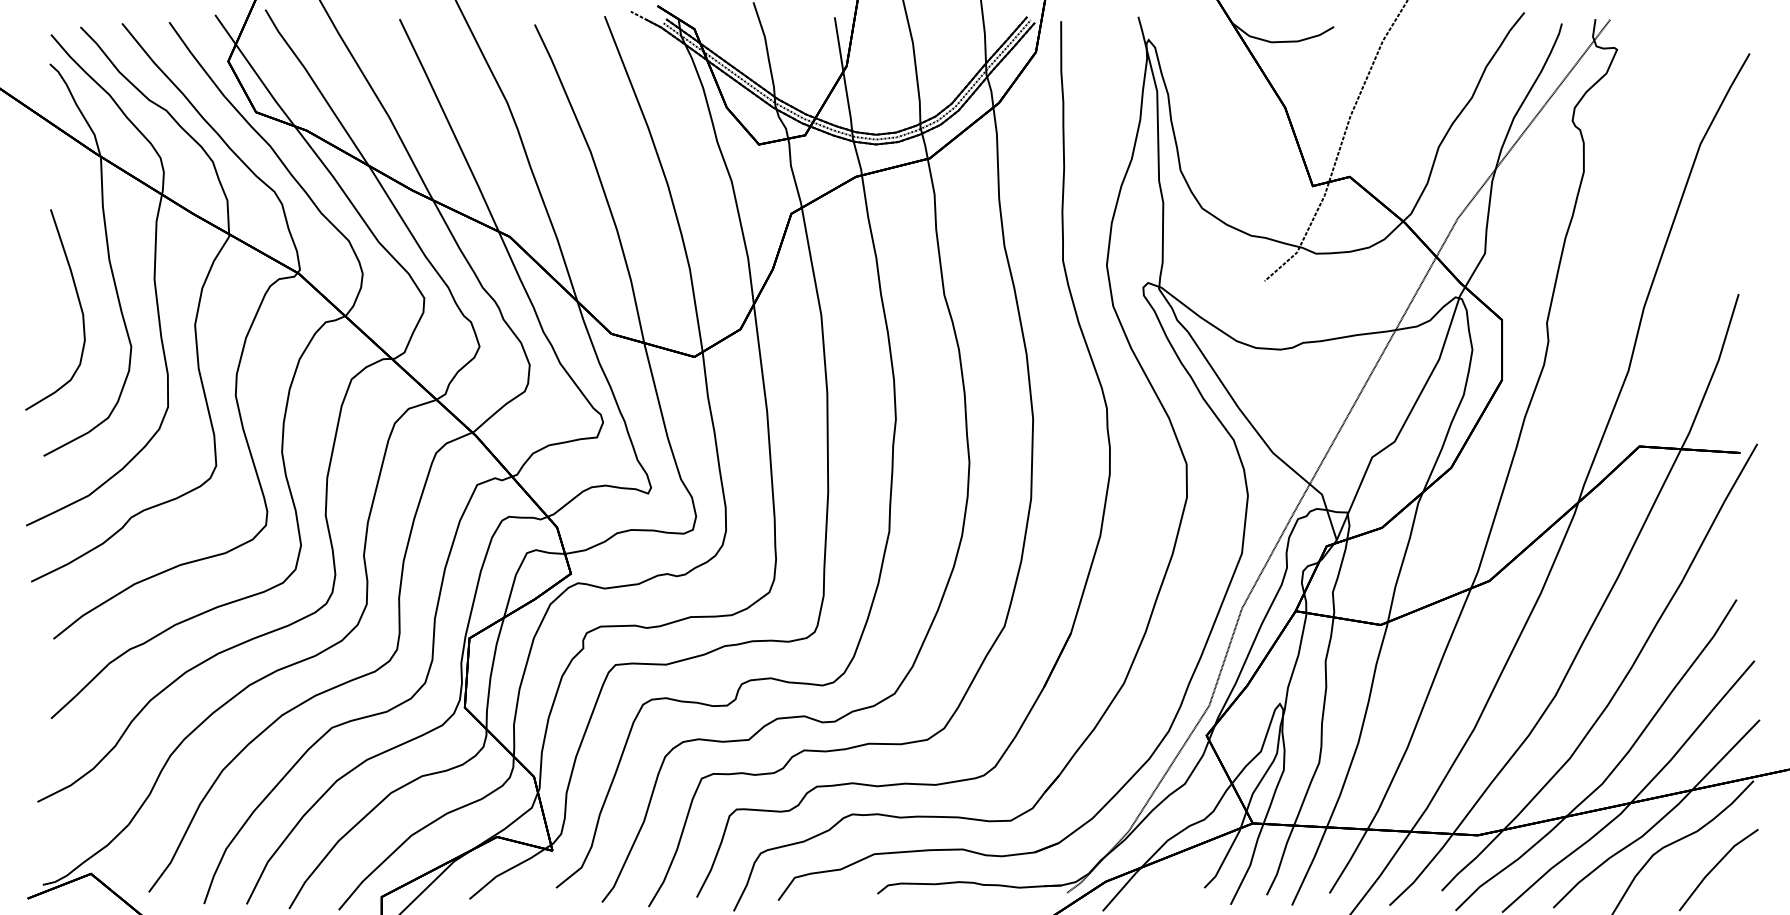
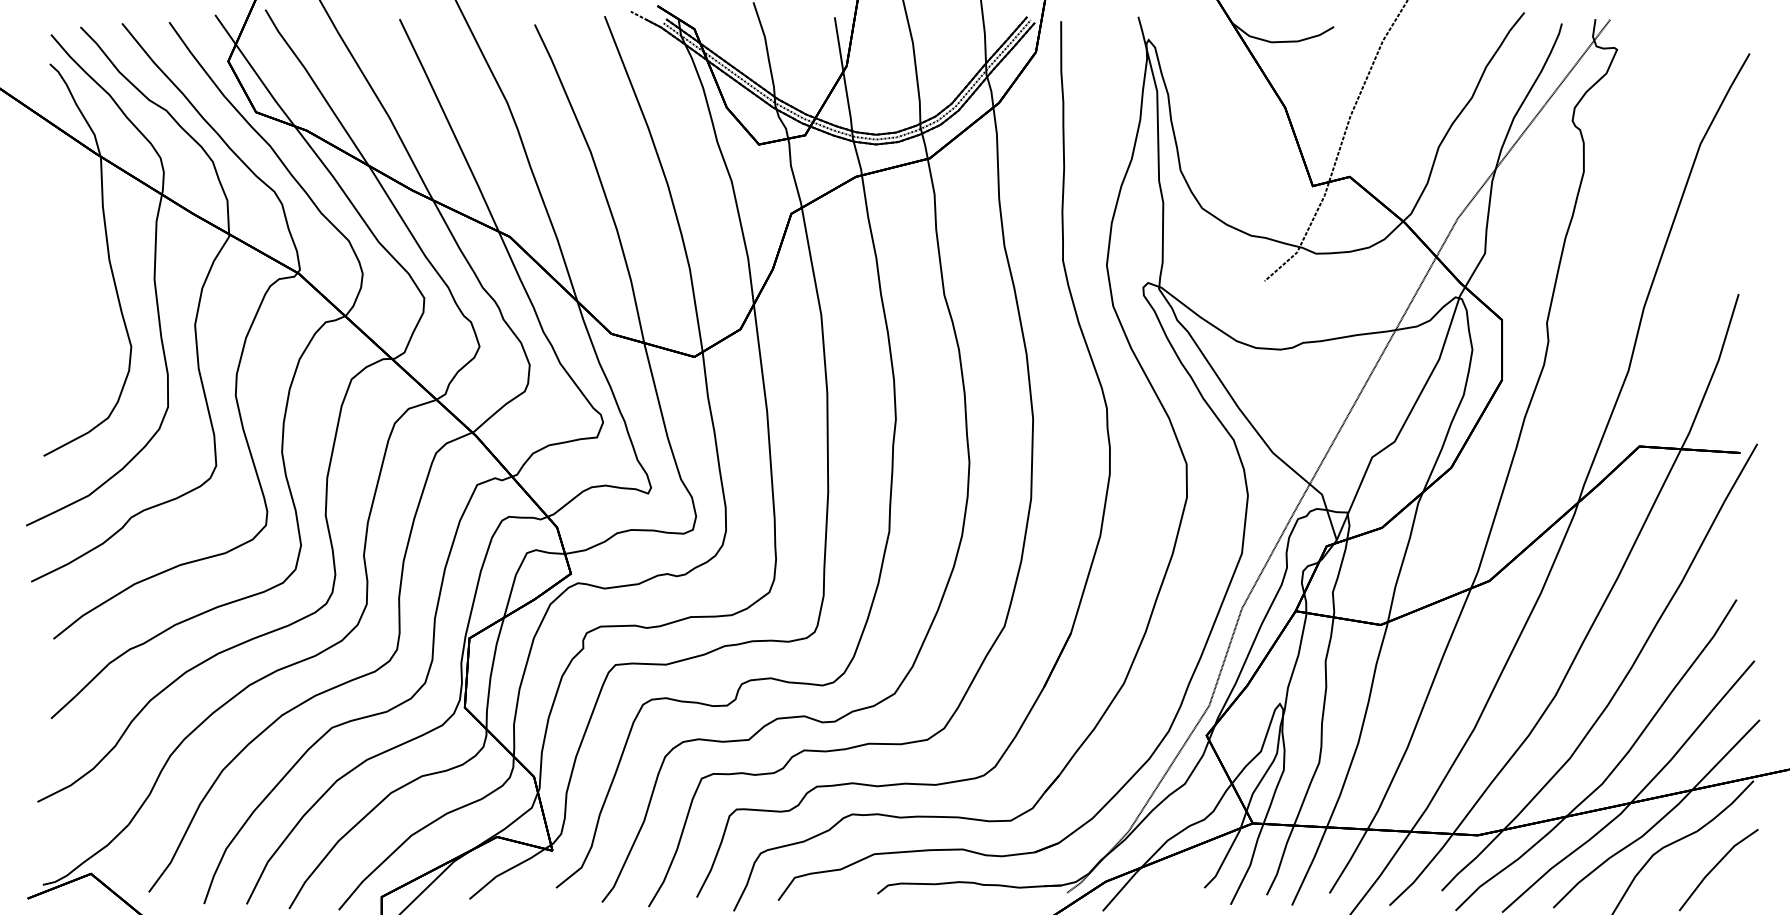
curve: present -> none (78, 302)
